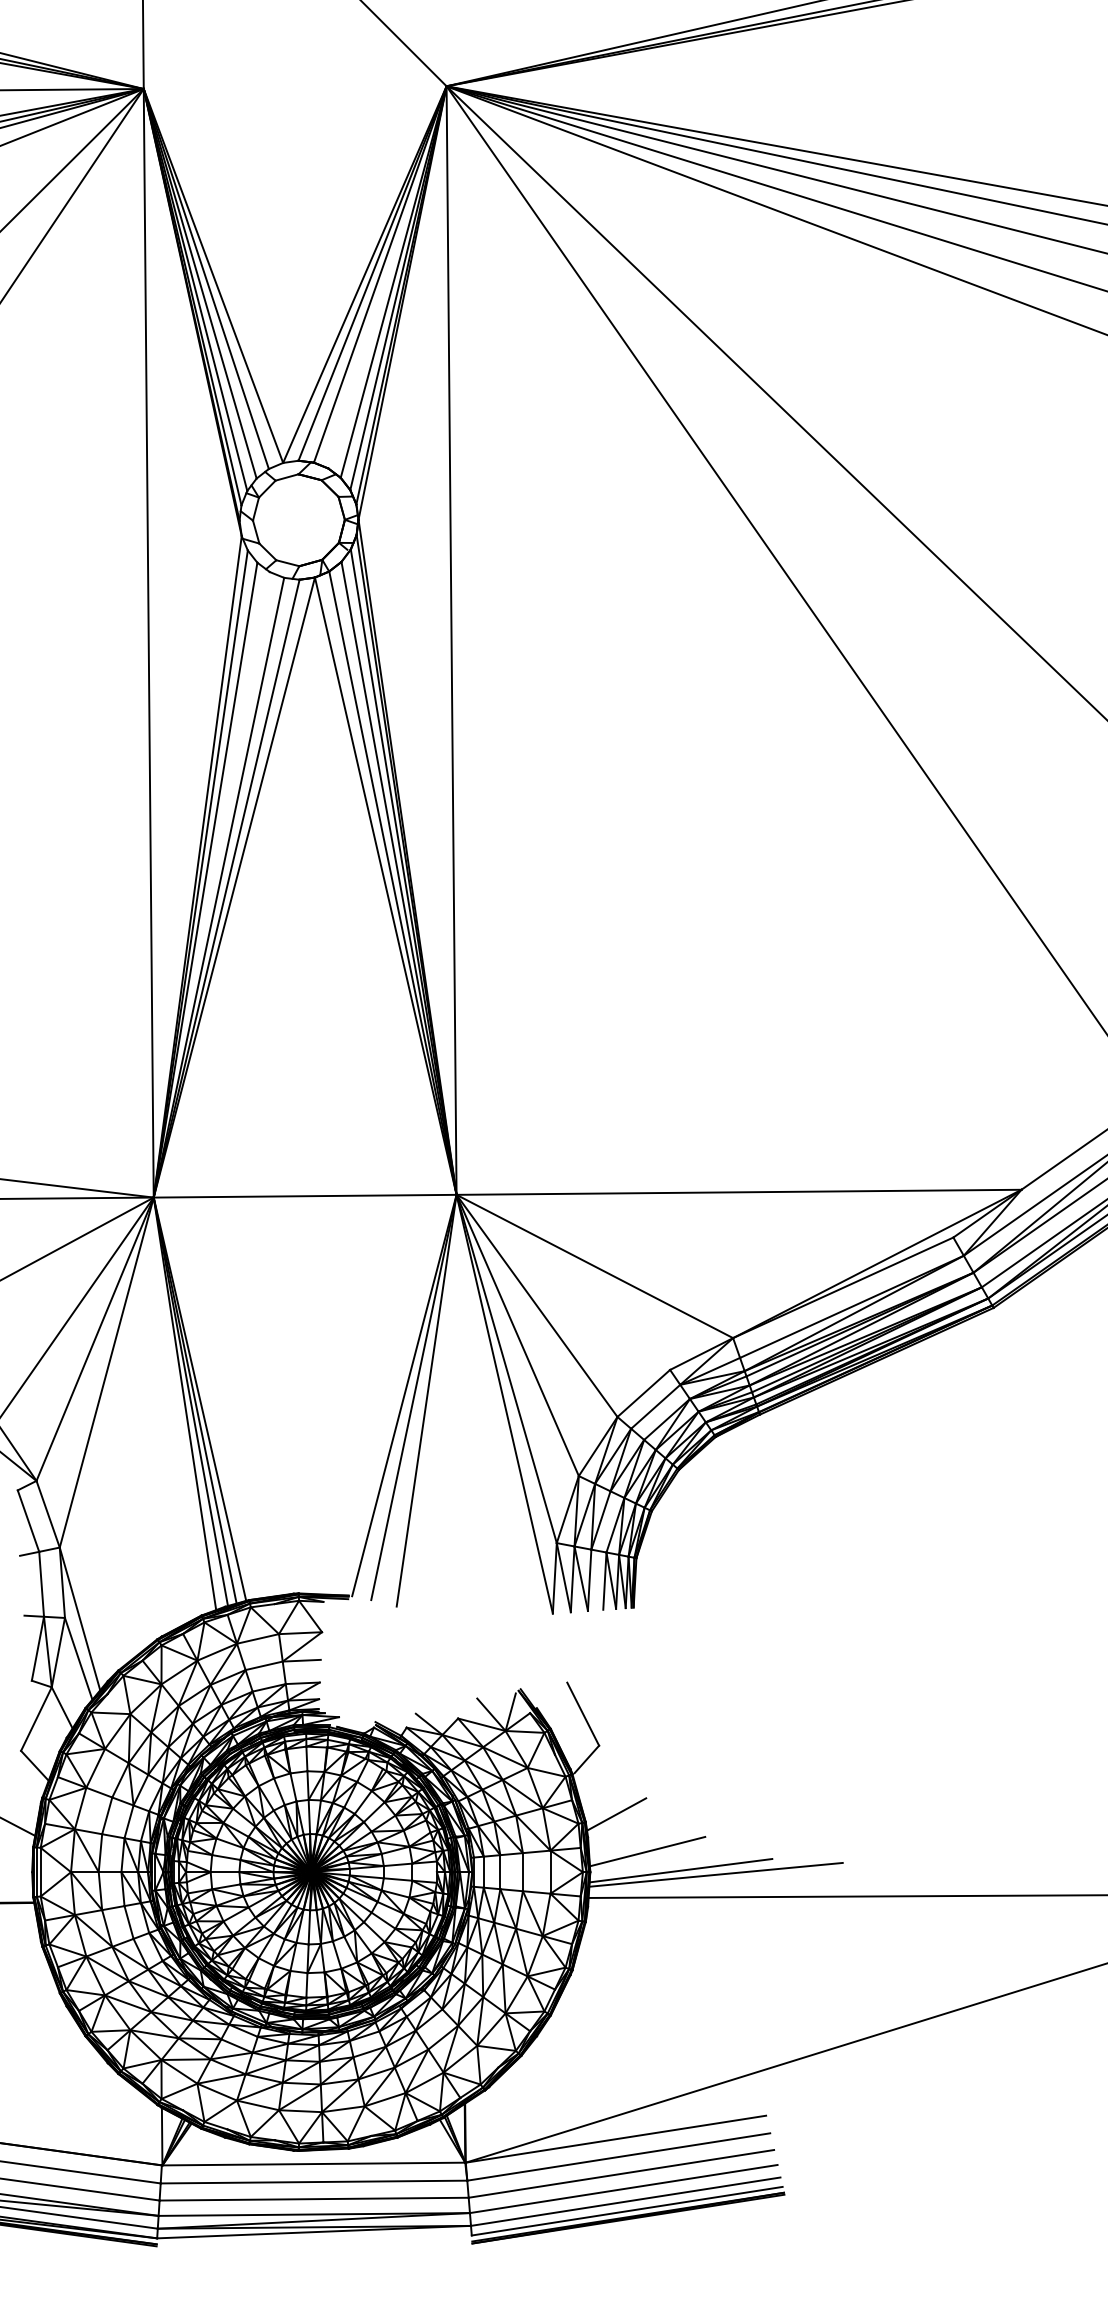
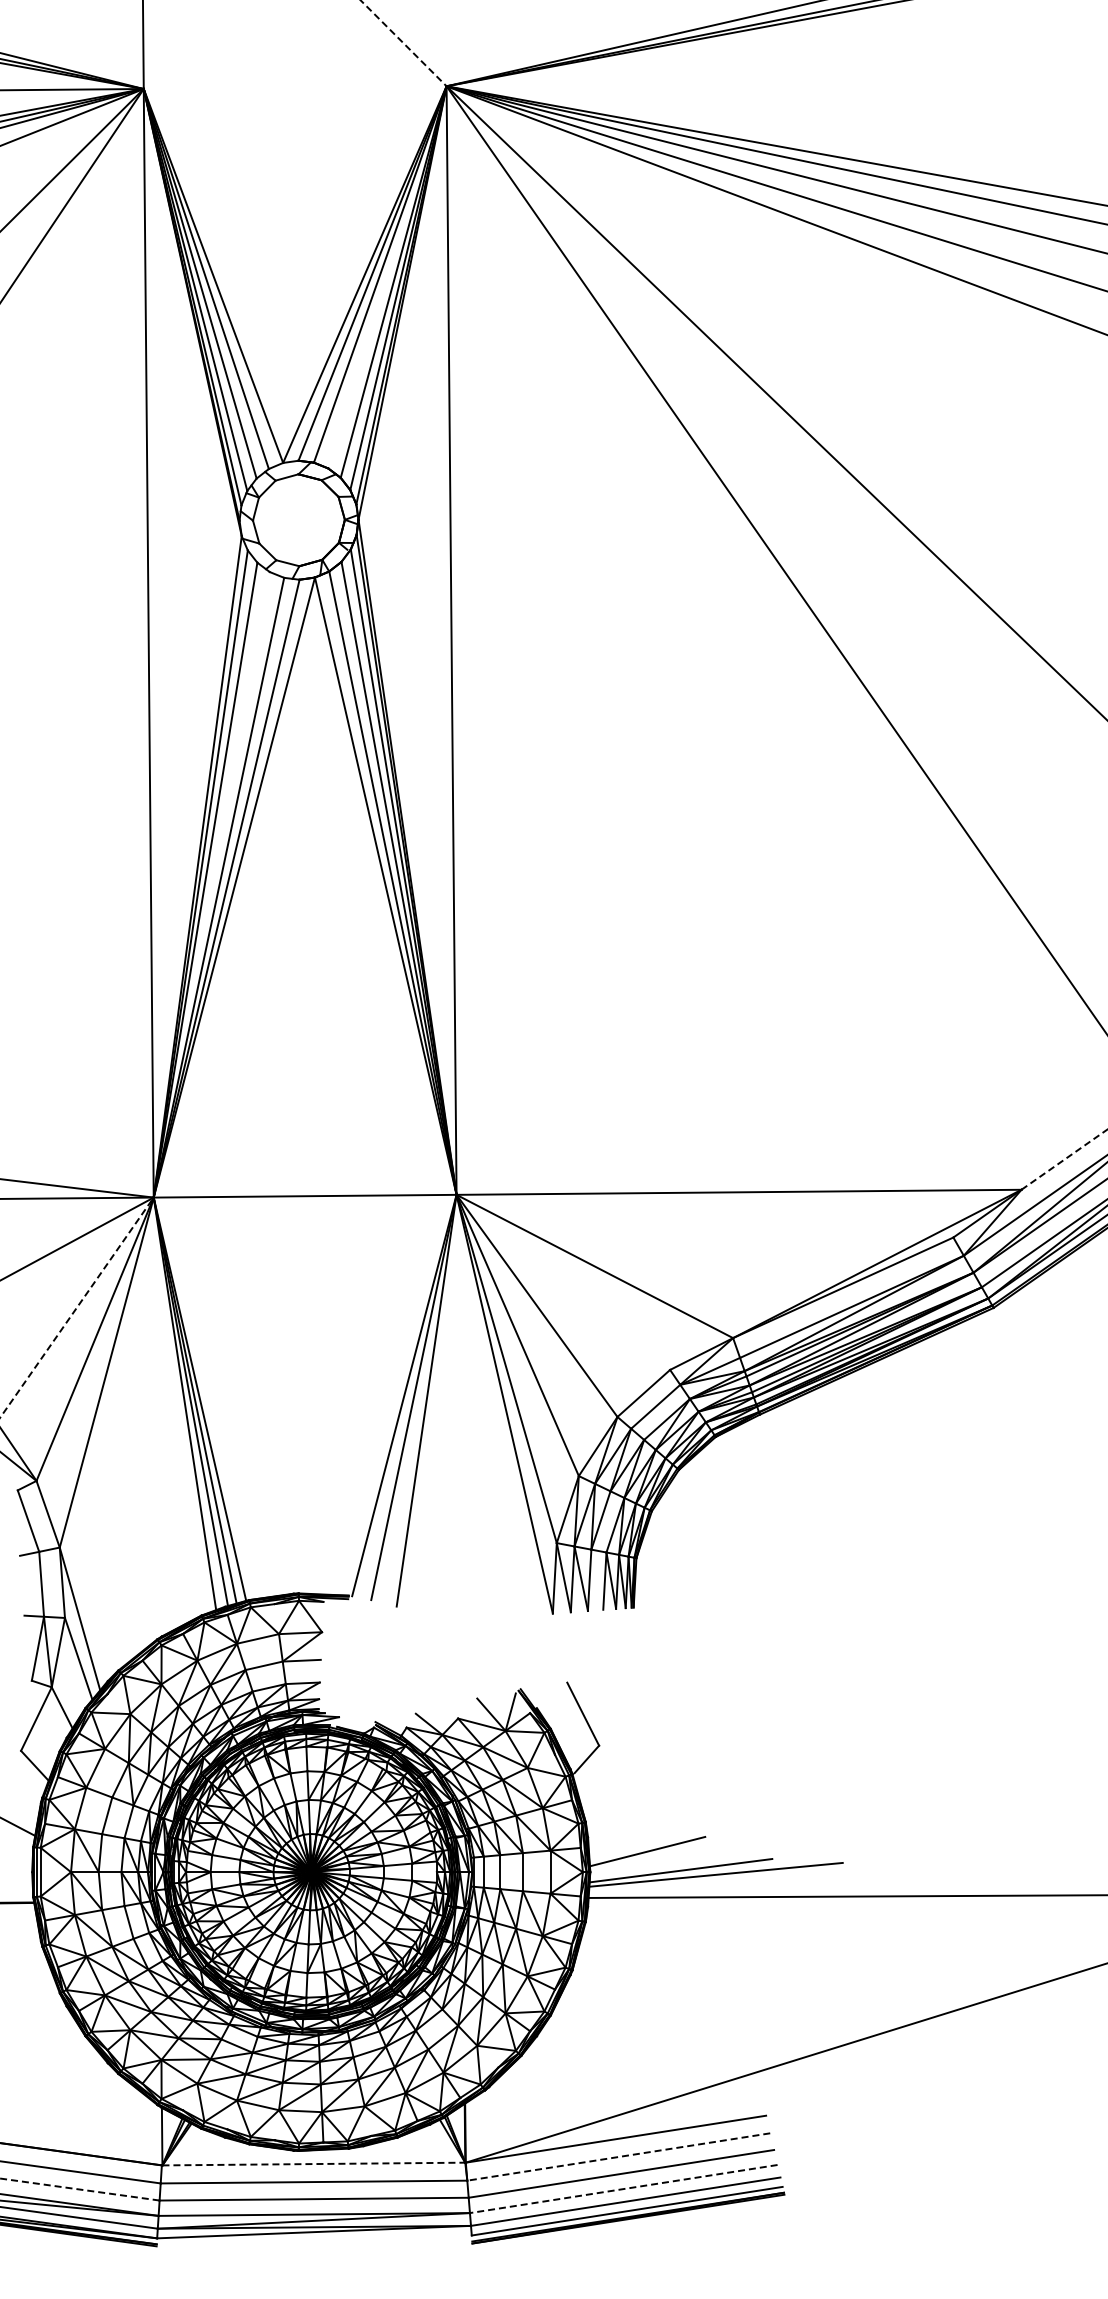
line: solid -> dashed (403, 43)
line: solid -> dashed (1064, 1159)
line: solid -> dashed (77, 1307)
line: present -> none (616, 1814)
line: solid -> dashed (618, 2157)
line: solid -> dashed (314, 2164)
line: solid -> dashed (79, 2189)
line: solid -> dashed (623, 2189)
